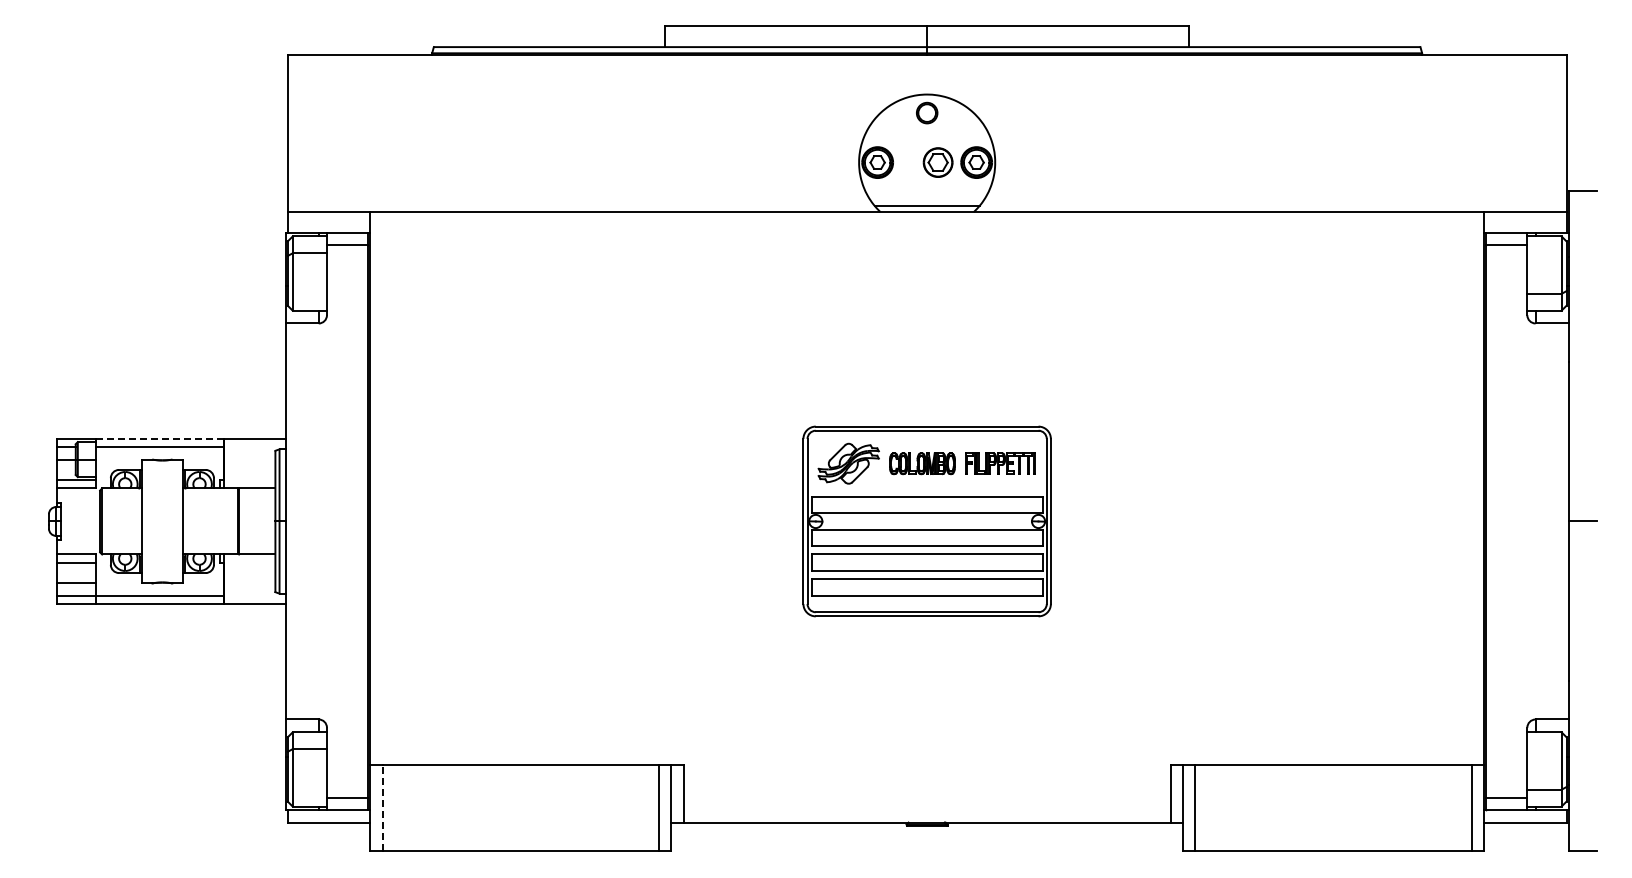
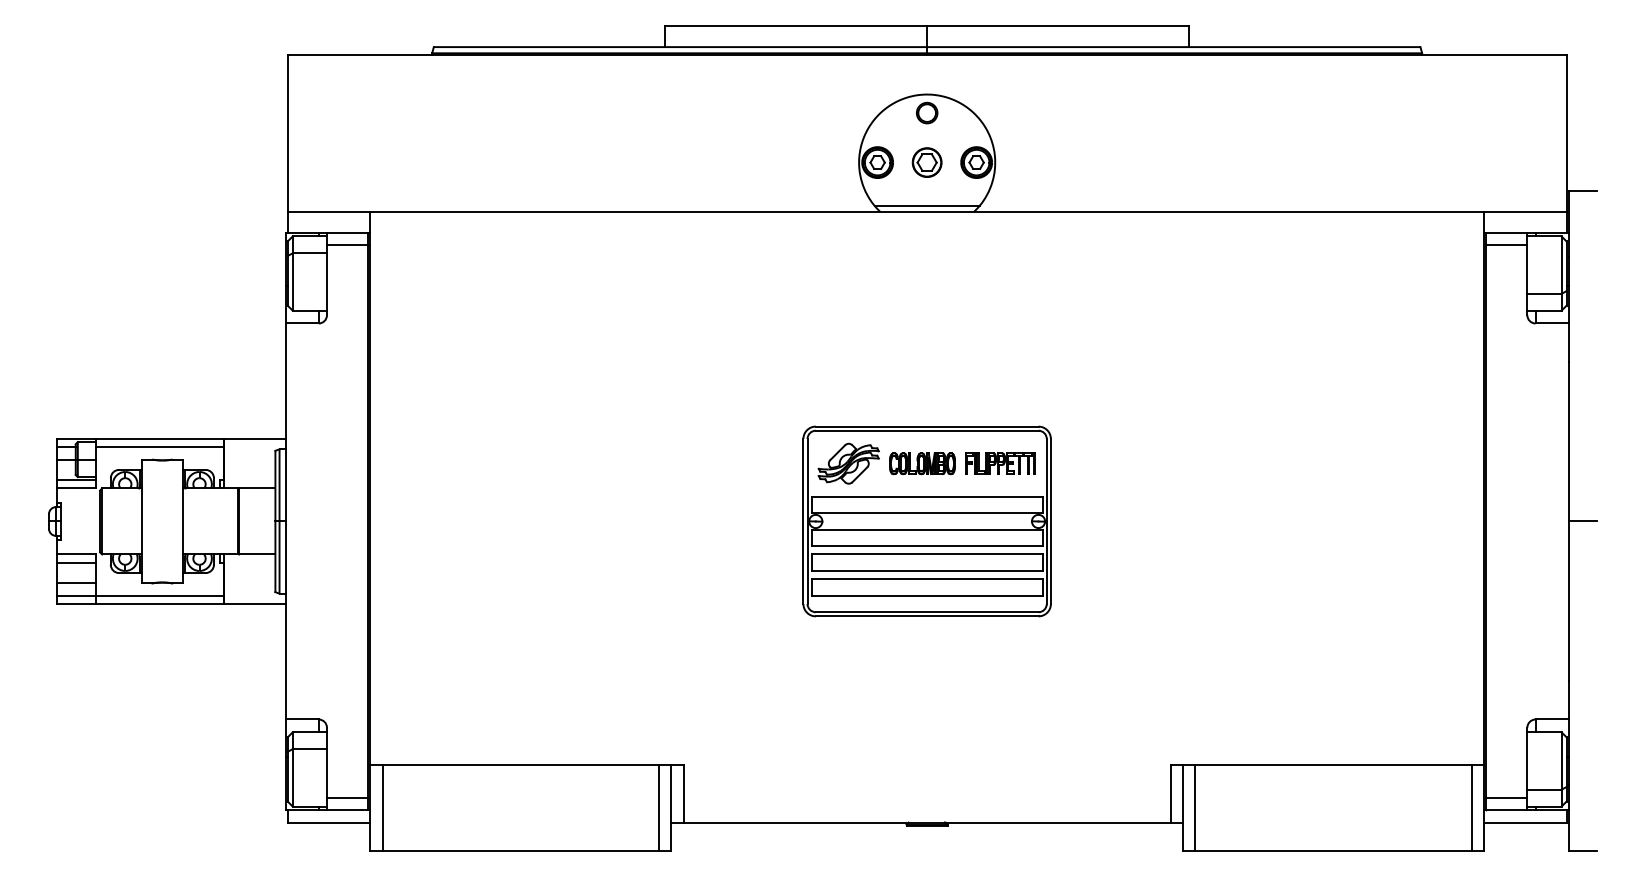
part position: (937, 162) -> (926, 162) (926, 162)
line: dashed -> solid (160, 438)
line: dashed -> solid (382, 807)
